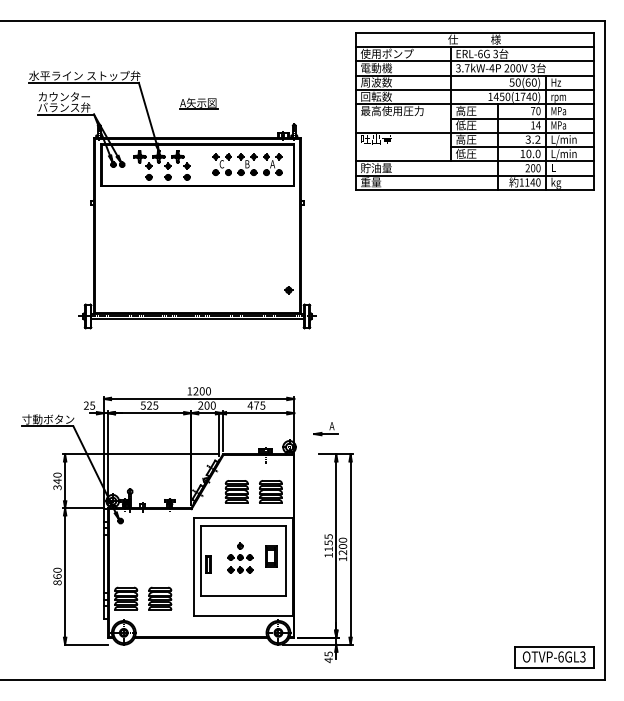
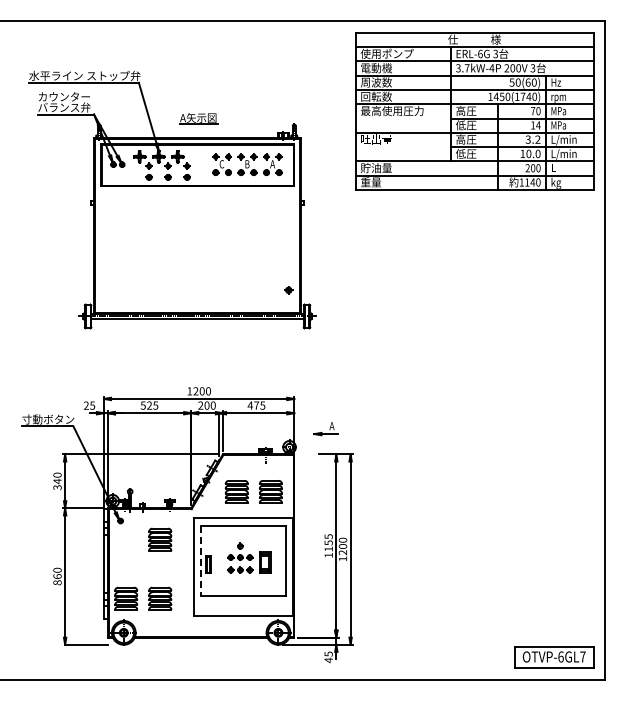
part position: (198, 103) -> (198, 118) (198, 118)
part: none -> present (160, 539)
part position: (271, 556) -> (265, 562) (265, 562)
line: solid -> dashed (200, 560)
text: OTVP-6GL3 -> OTVP-6GL7 (582, 656)
